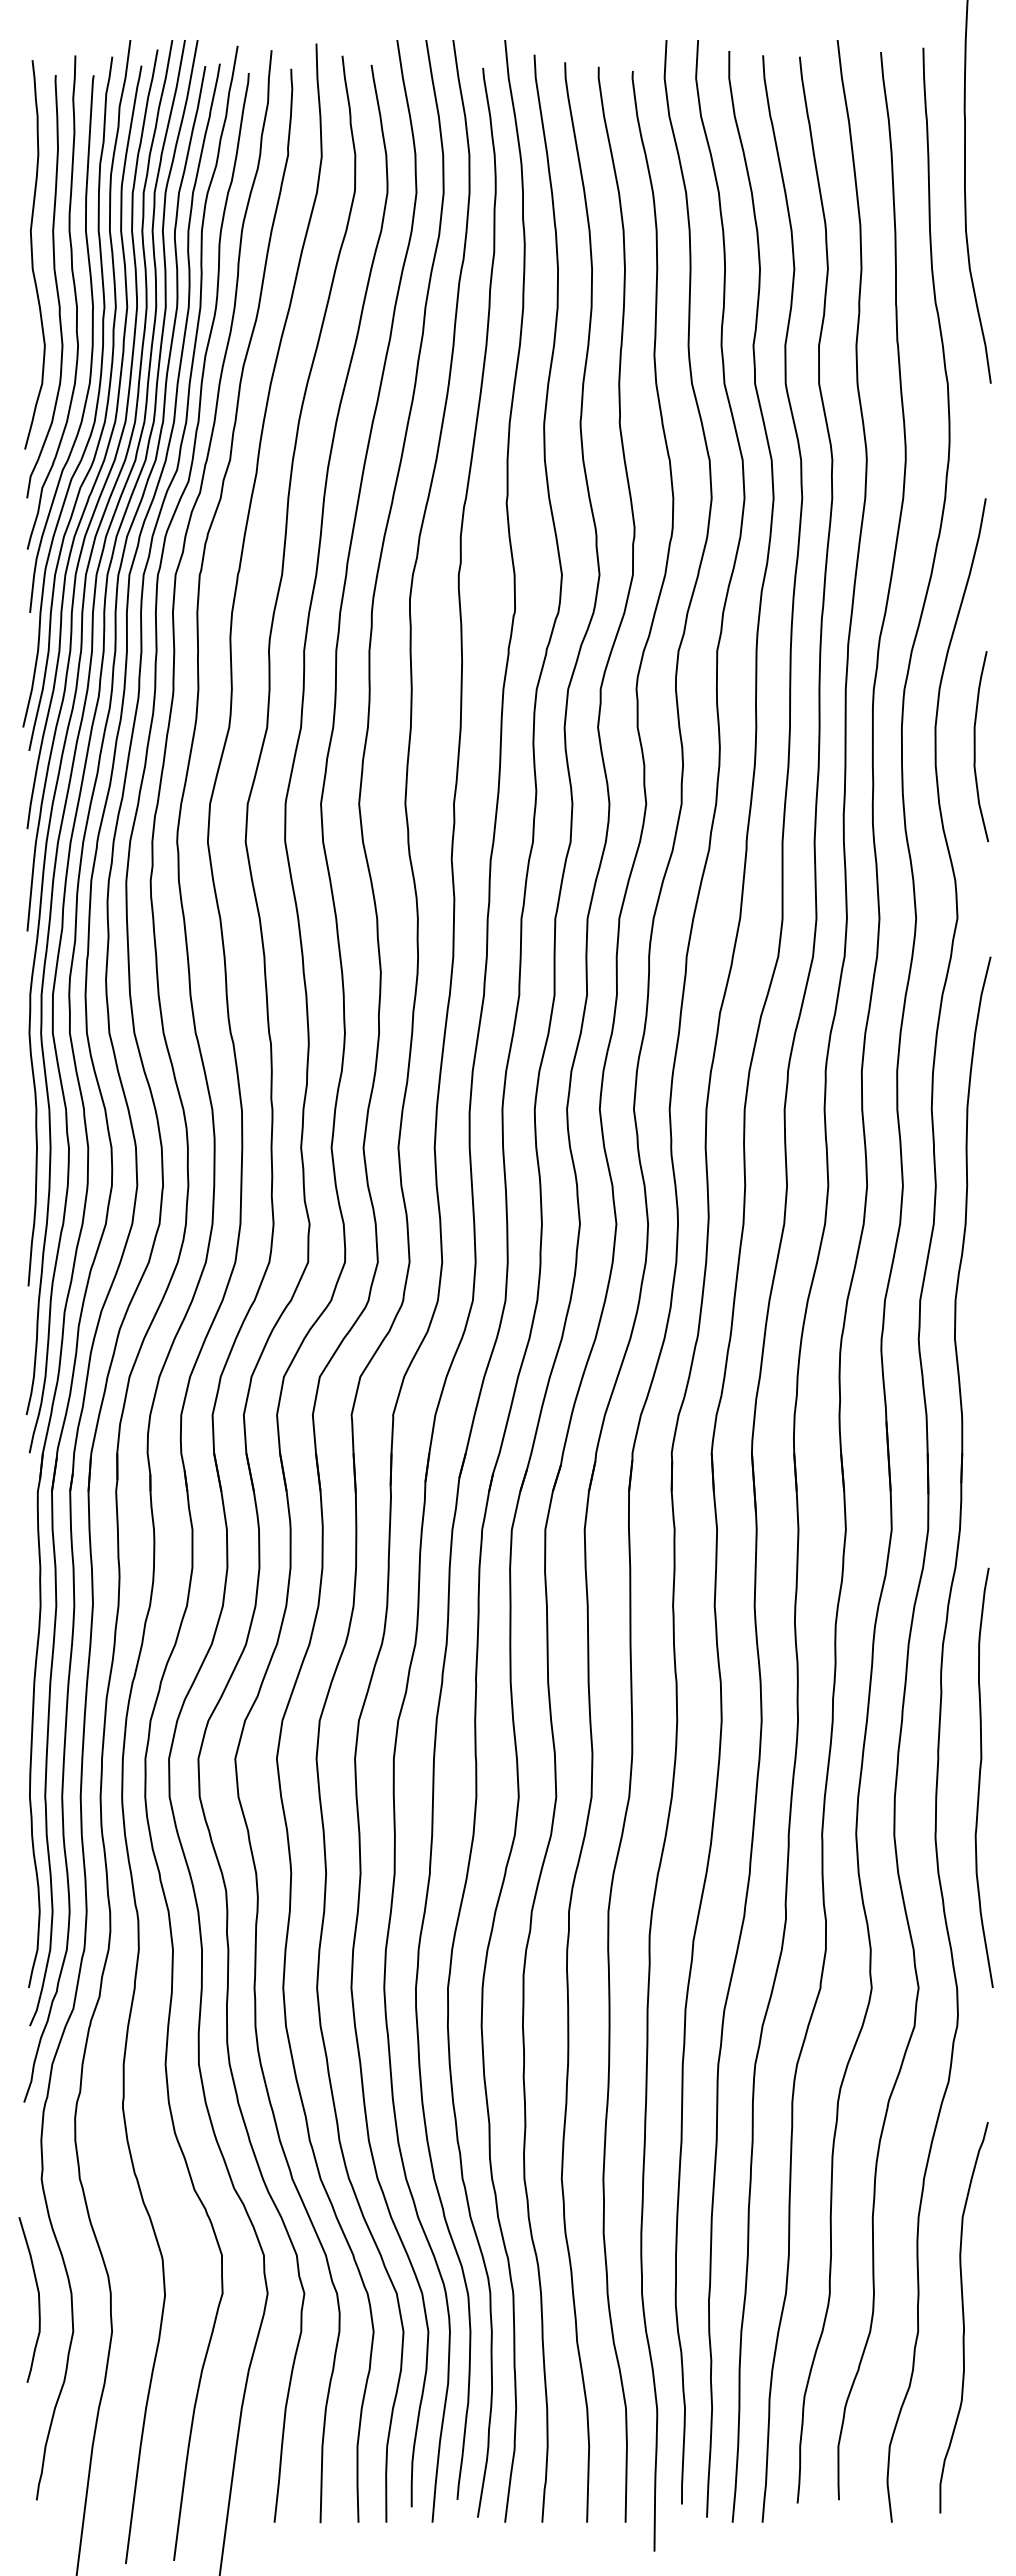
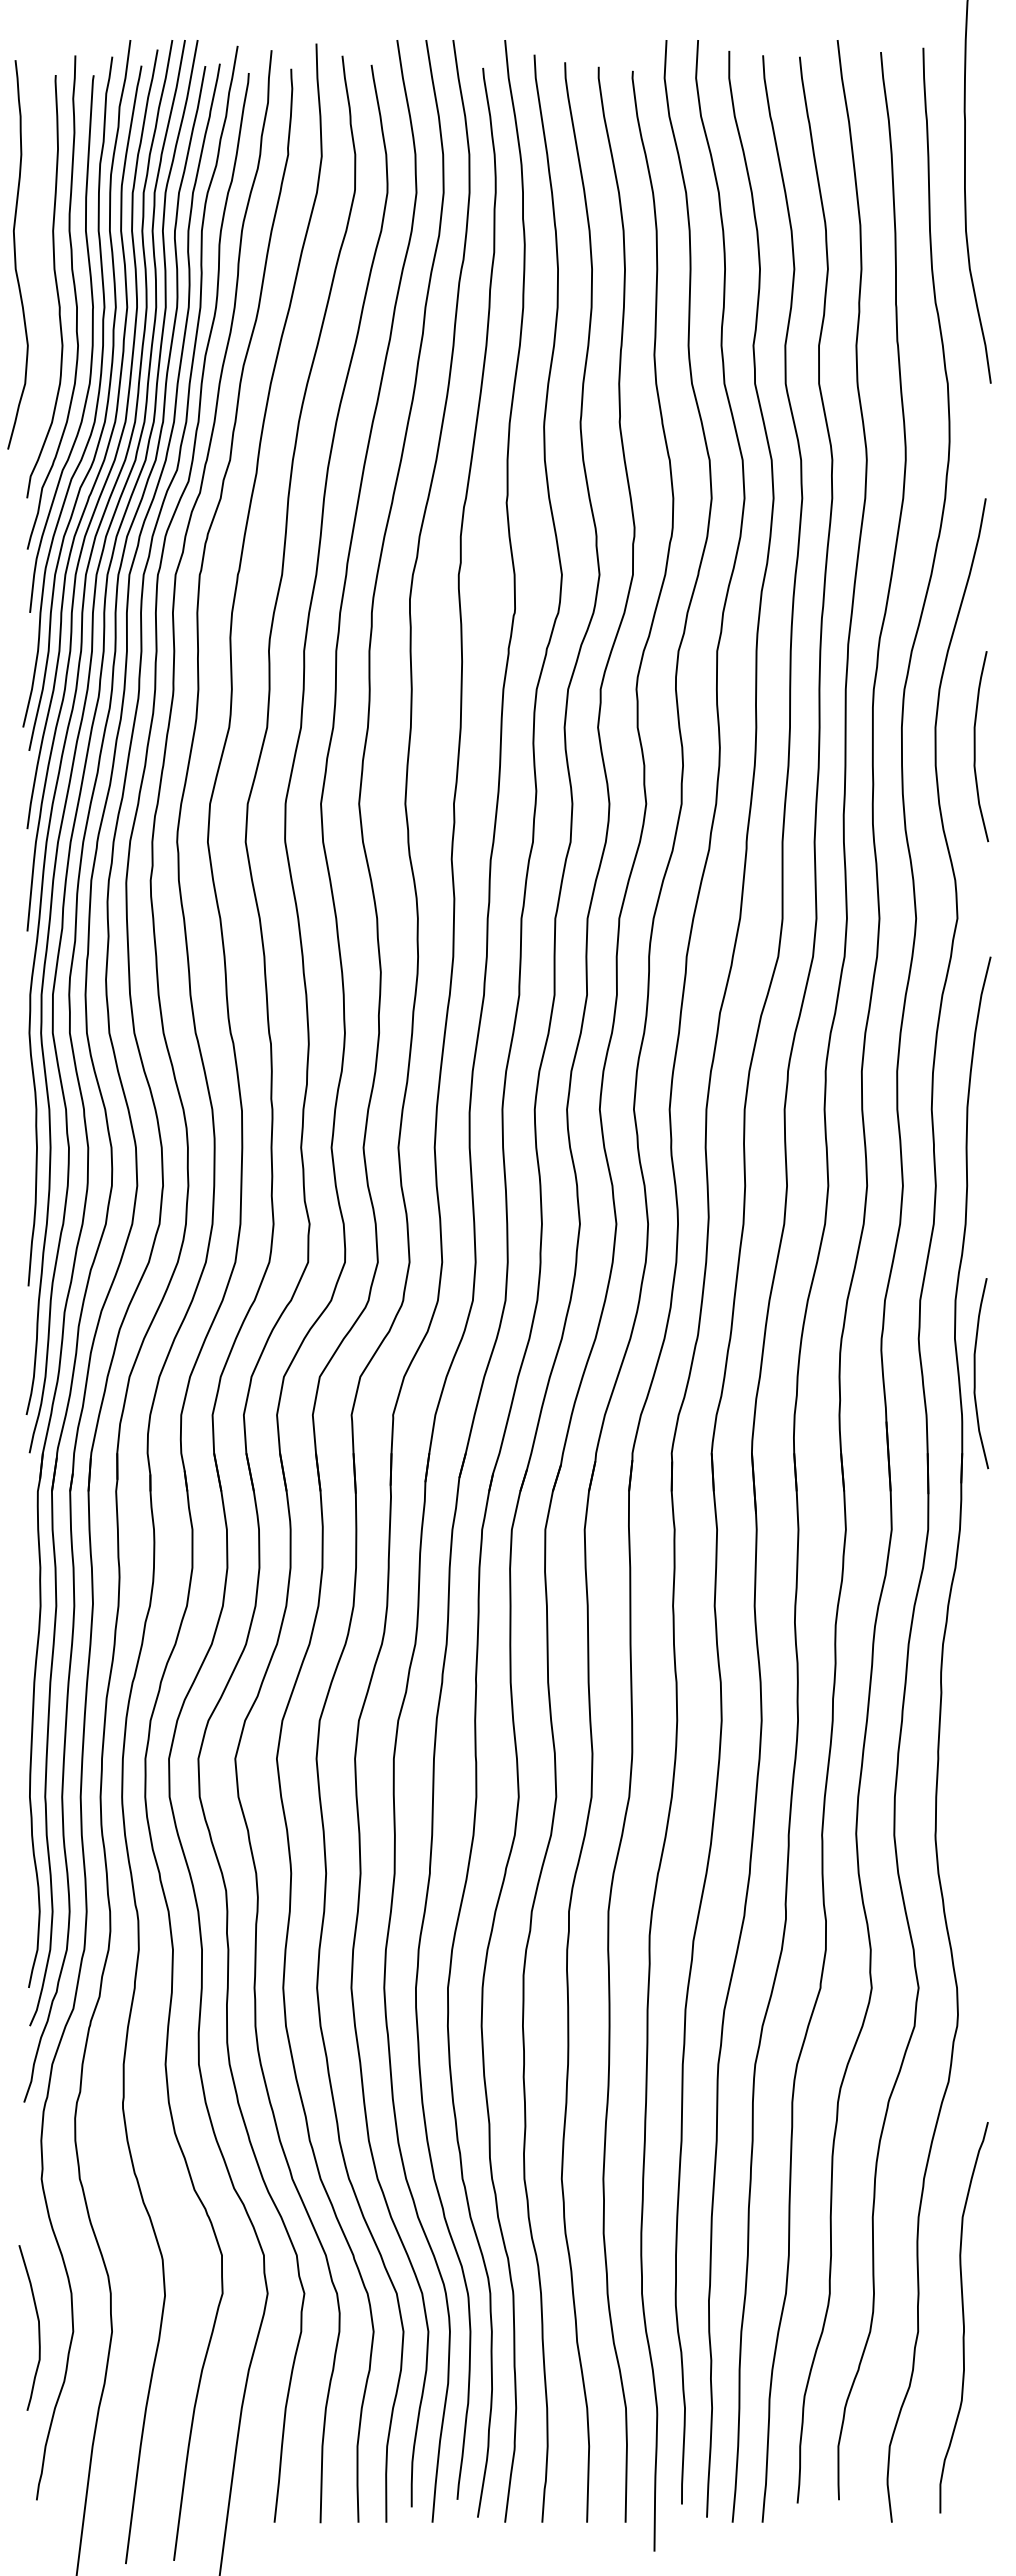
curve position: (32, 254) -> (15, 254) (15, 254)
curve: none -> present (975, 1373)
curve: present -> none (980, 1777)
curve position: (38, 2299) -> (38, 2327) (38, 2327)
